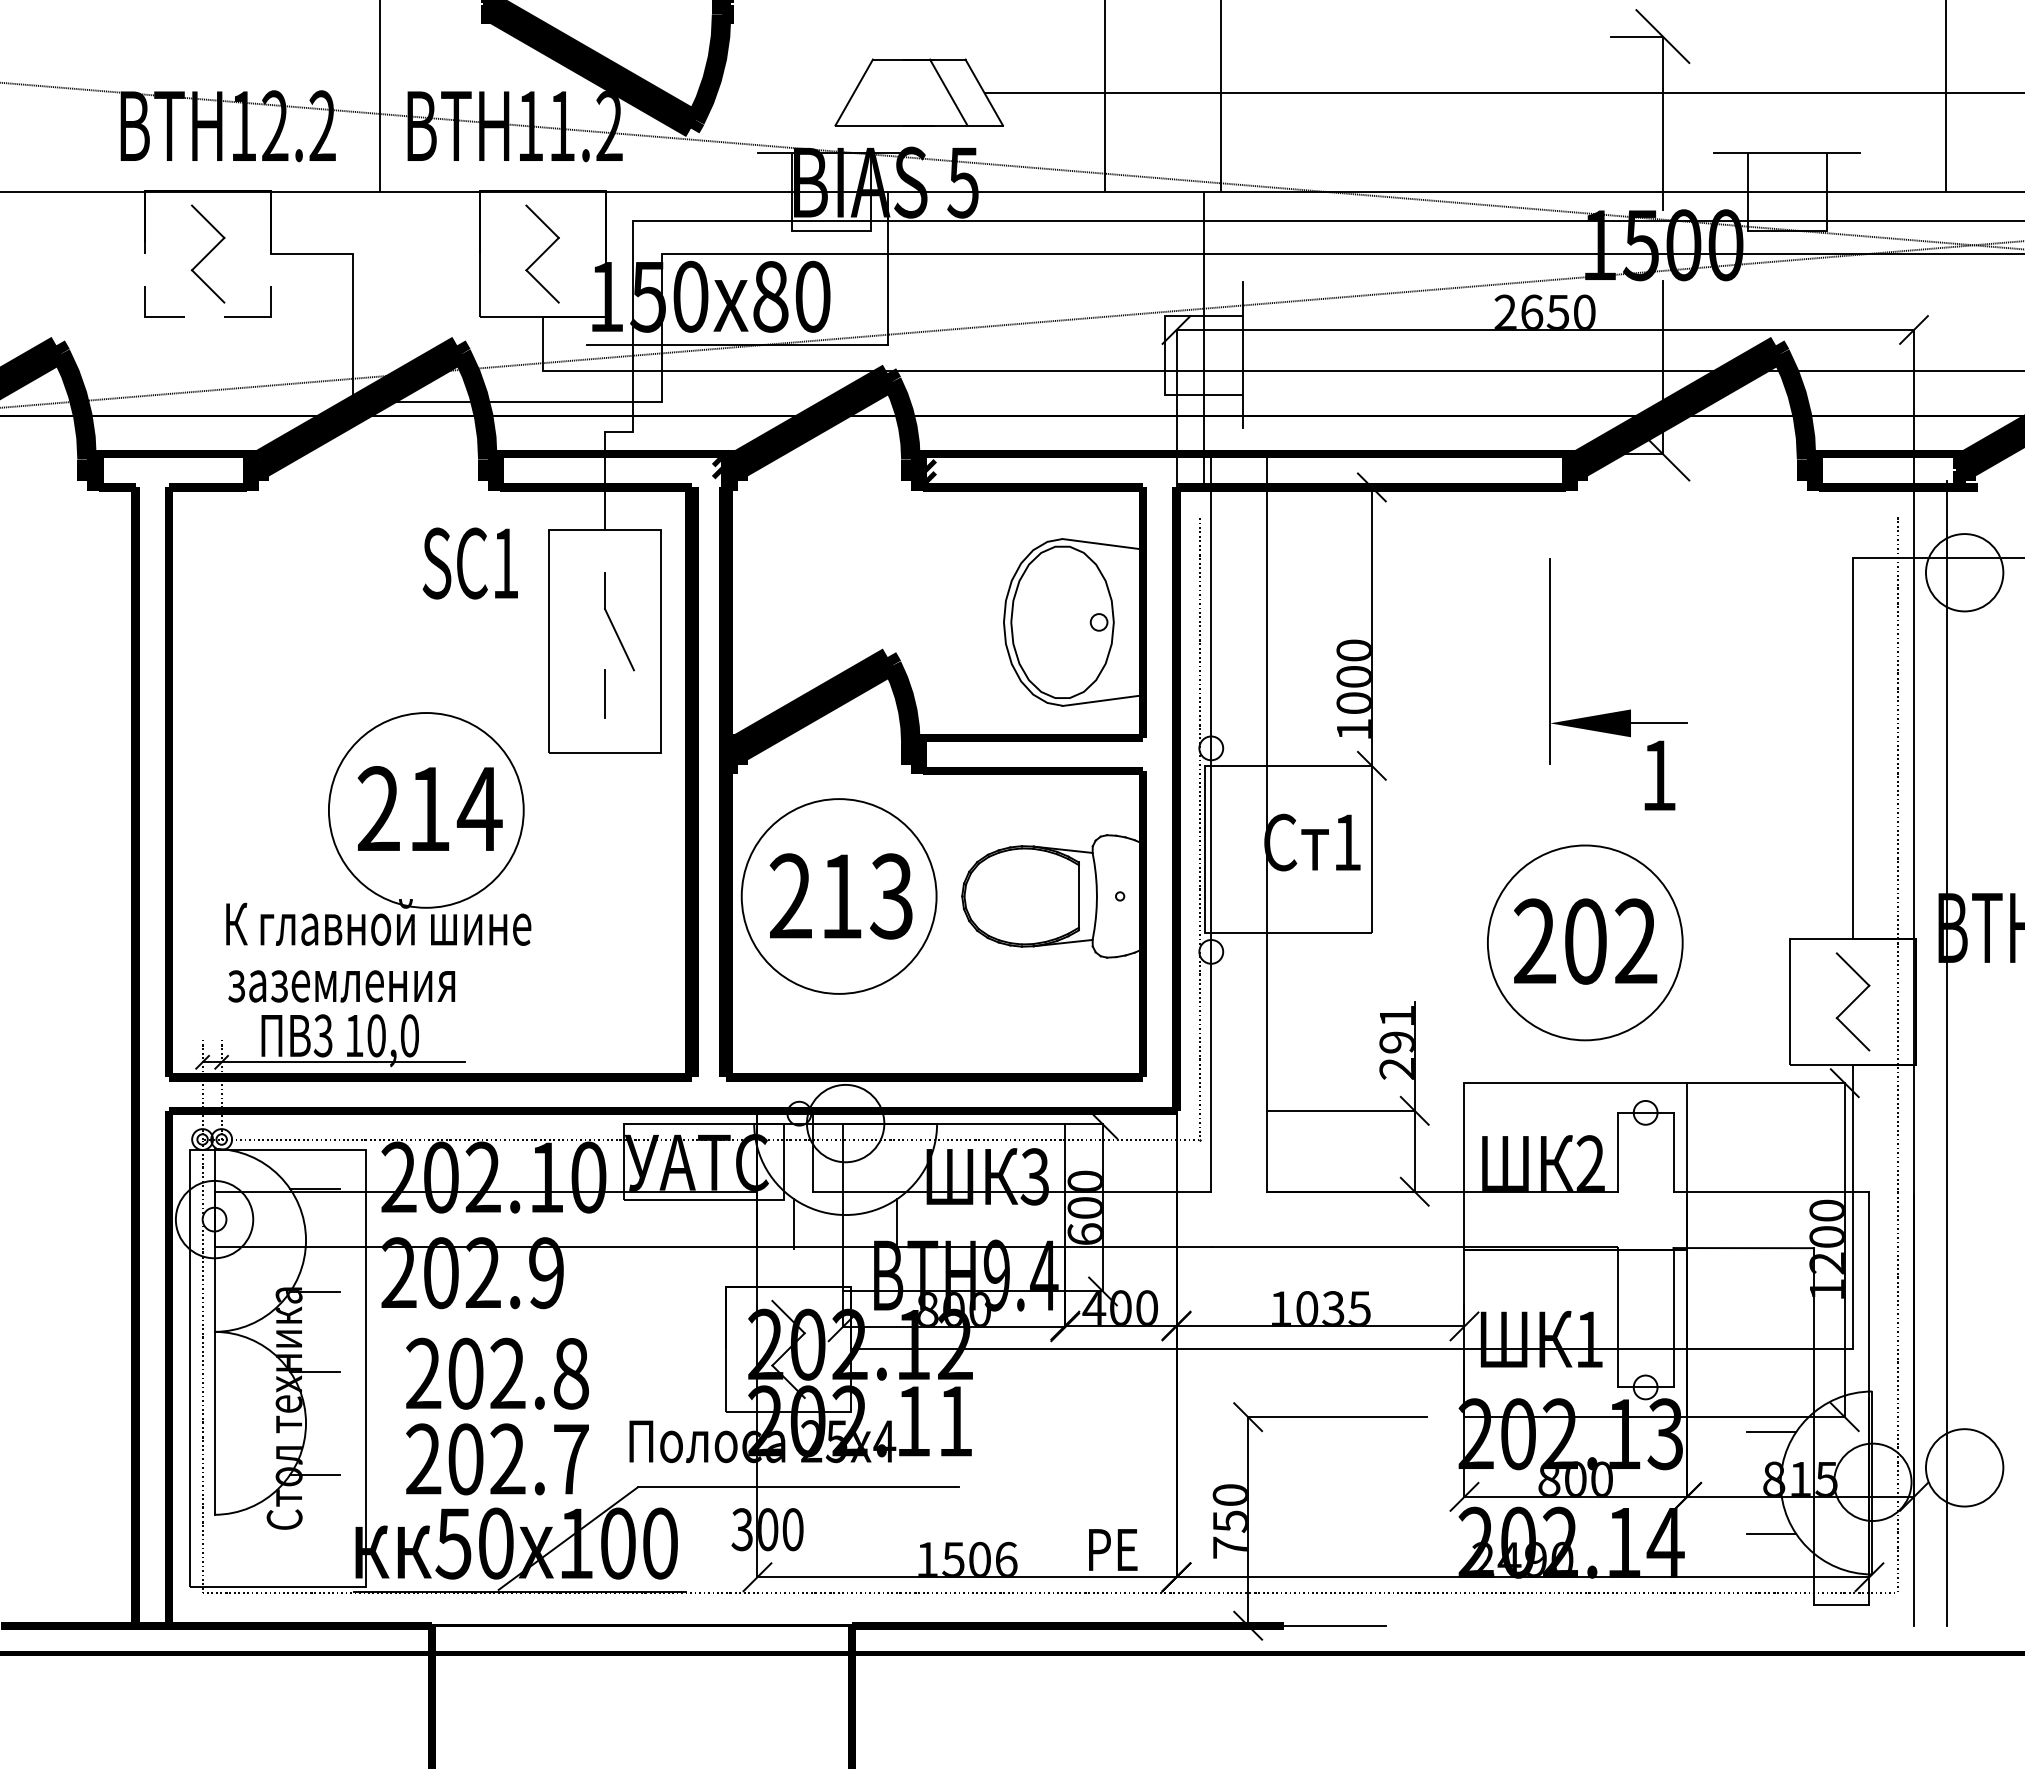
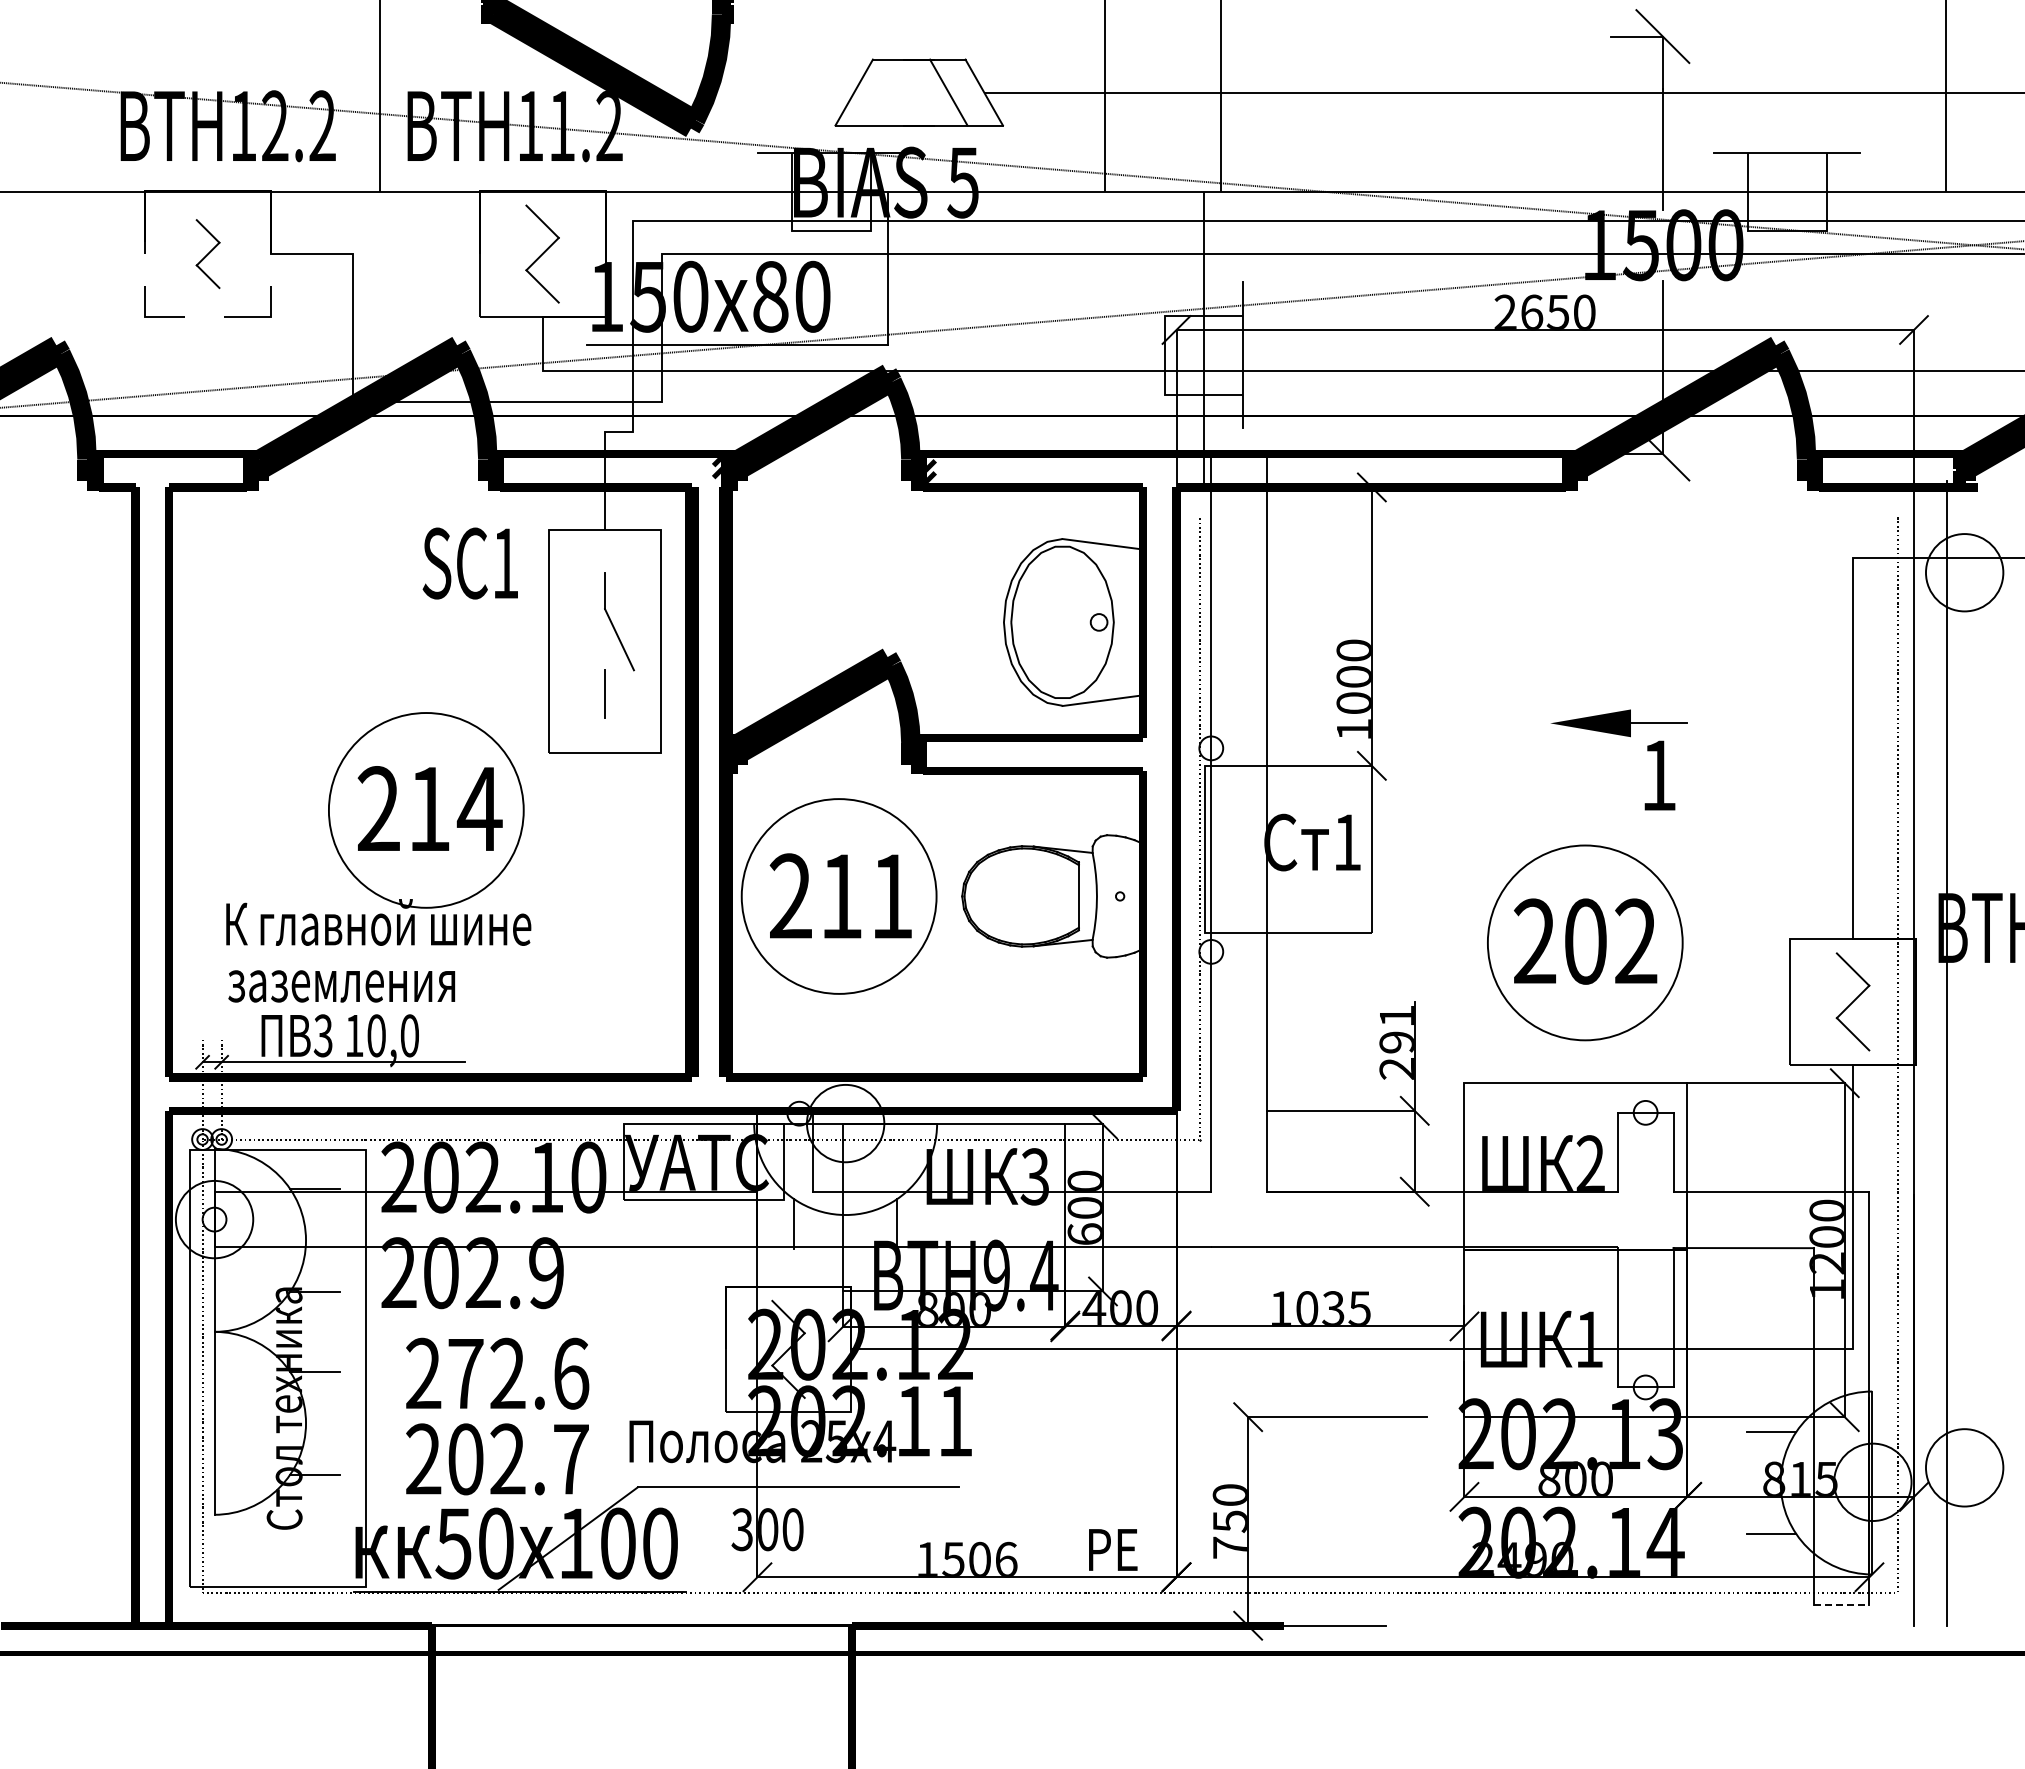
part size: 36x100 px -> 26x71 px (207, 254)
line: present -> none (1550, 661)
text: 213 -> 211 (891, 896)
text: 202.8 -> 272.6 (518, 1373)
line: solid -> dashed (1841, 1604)
